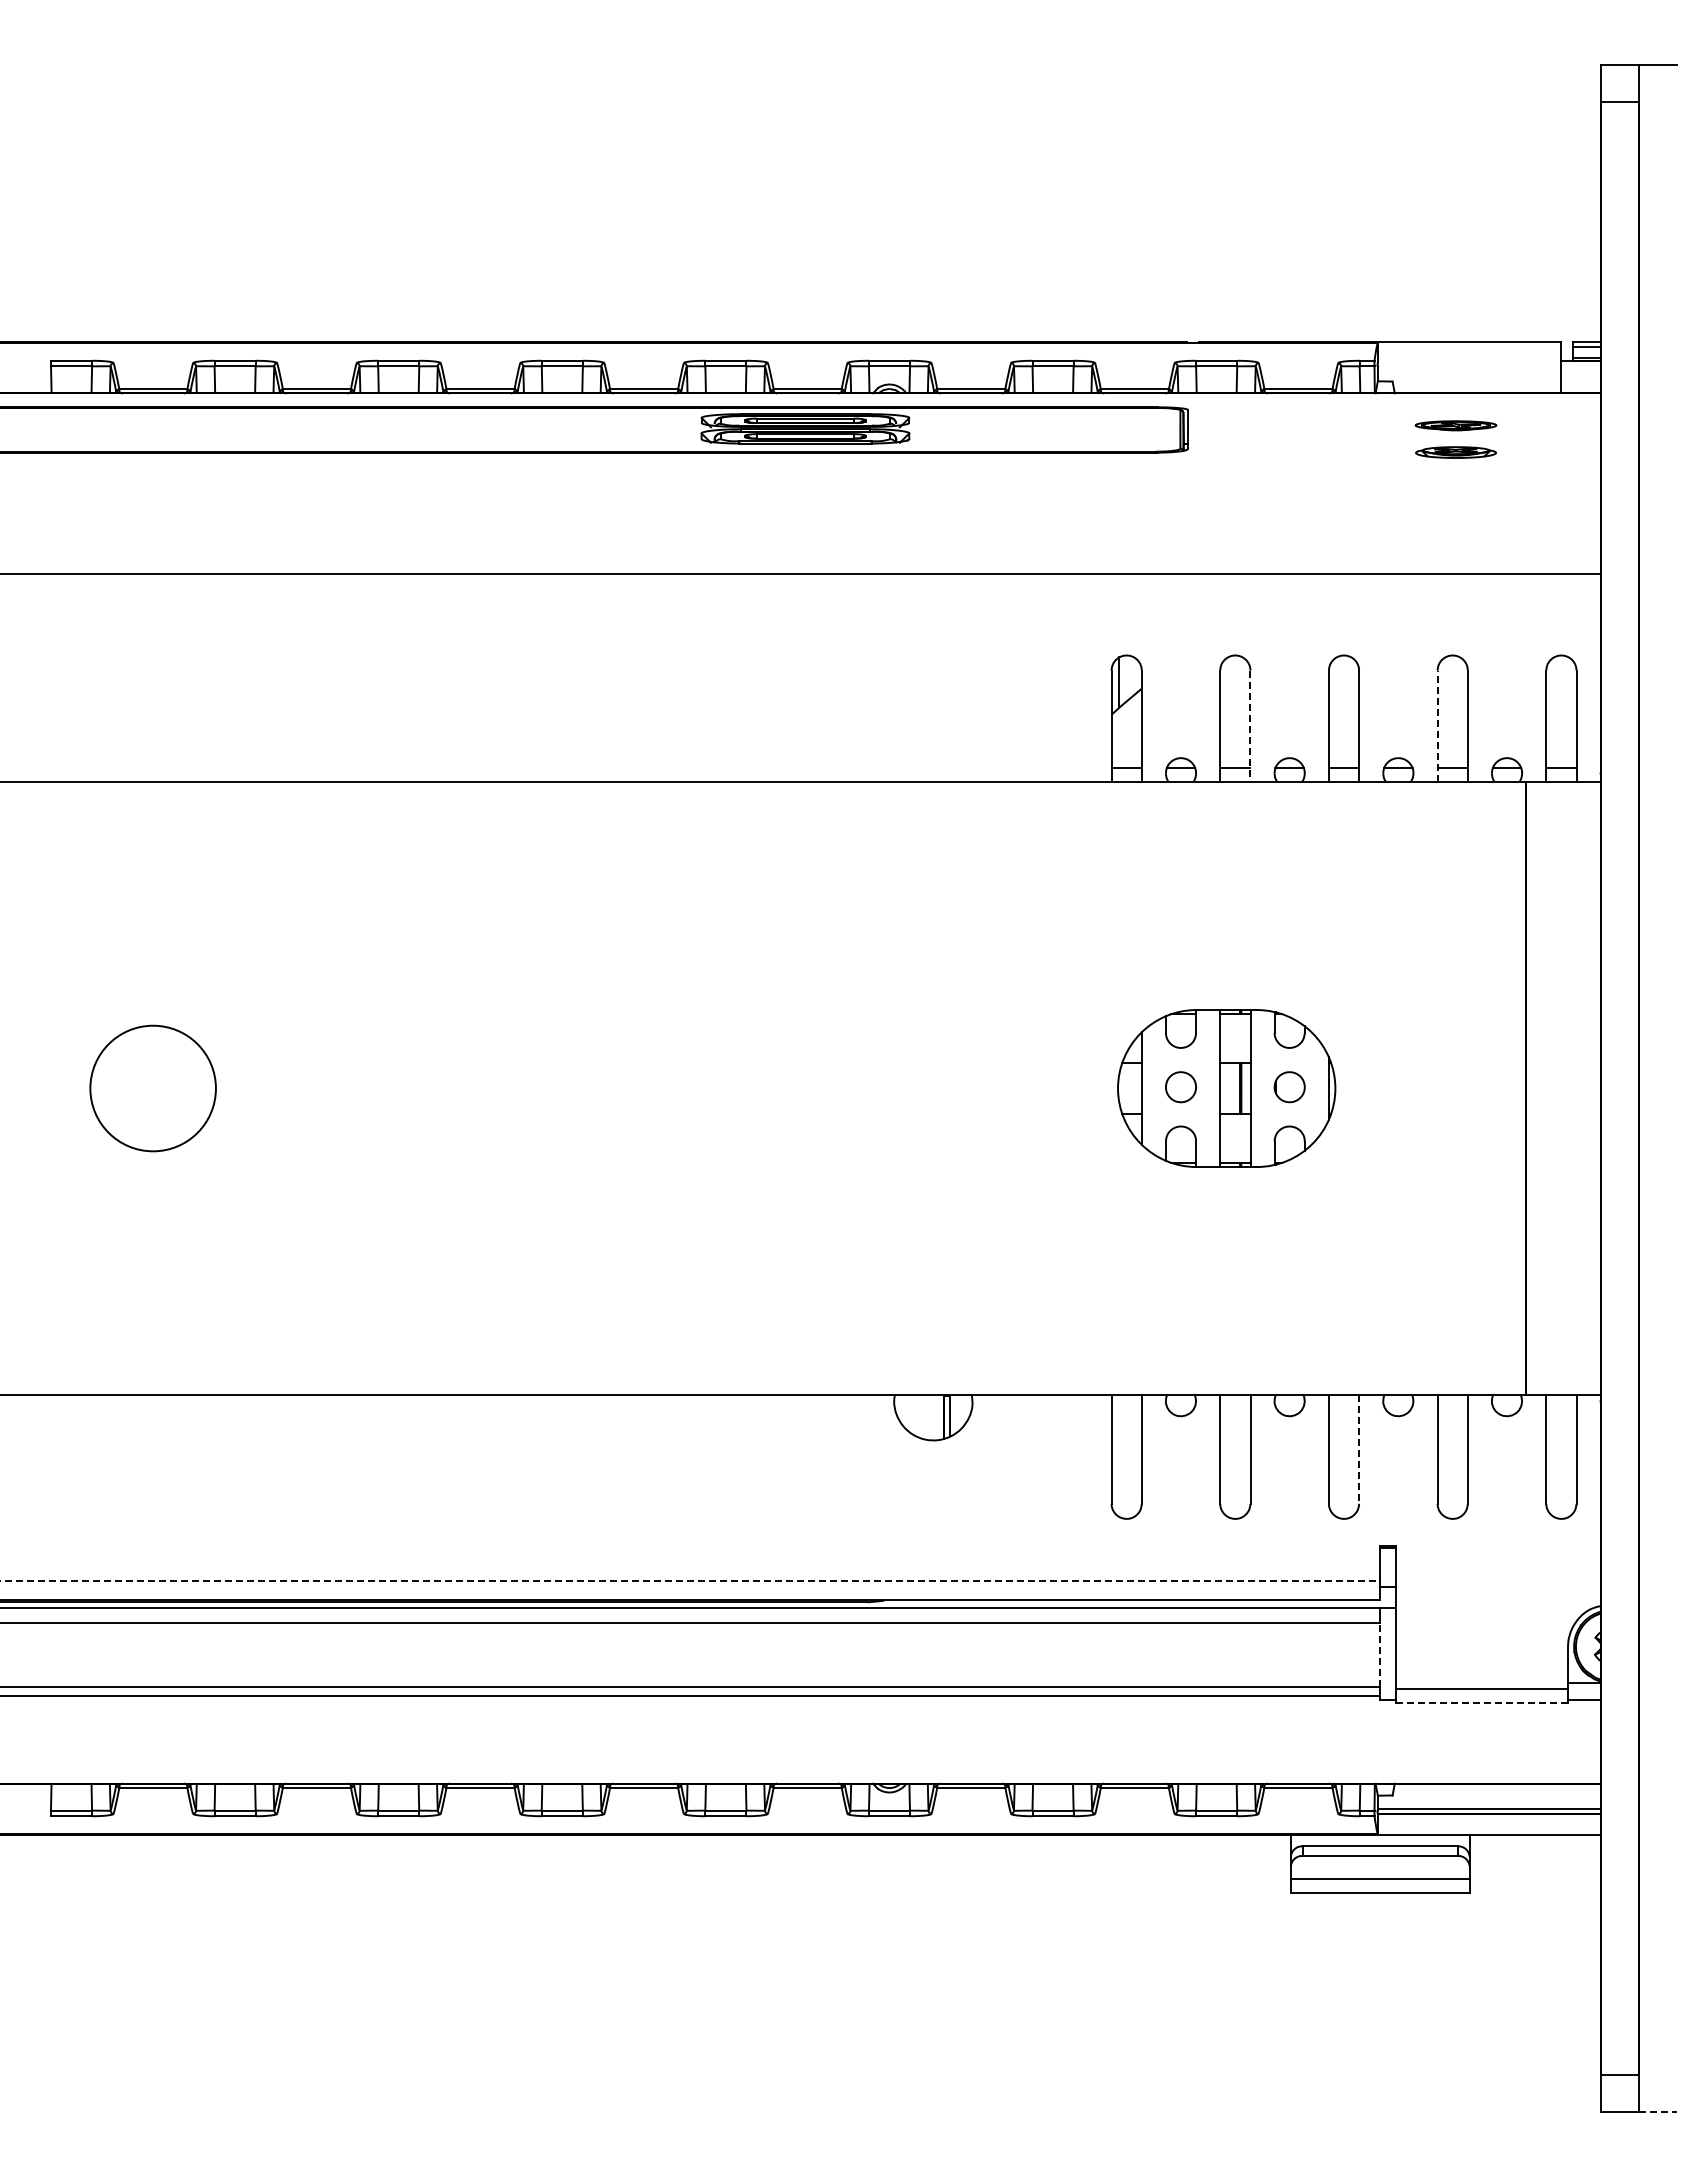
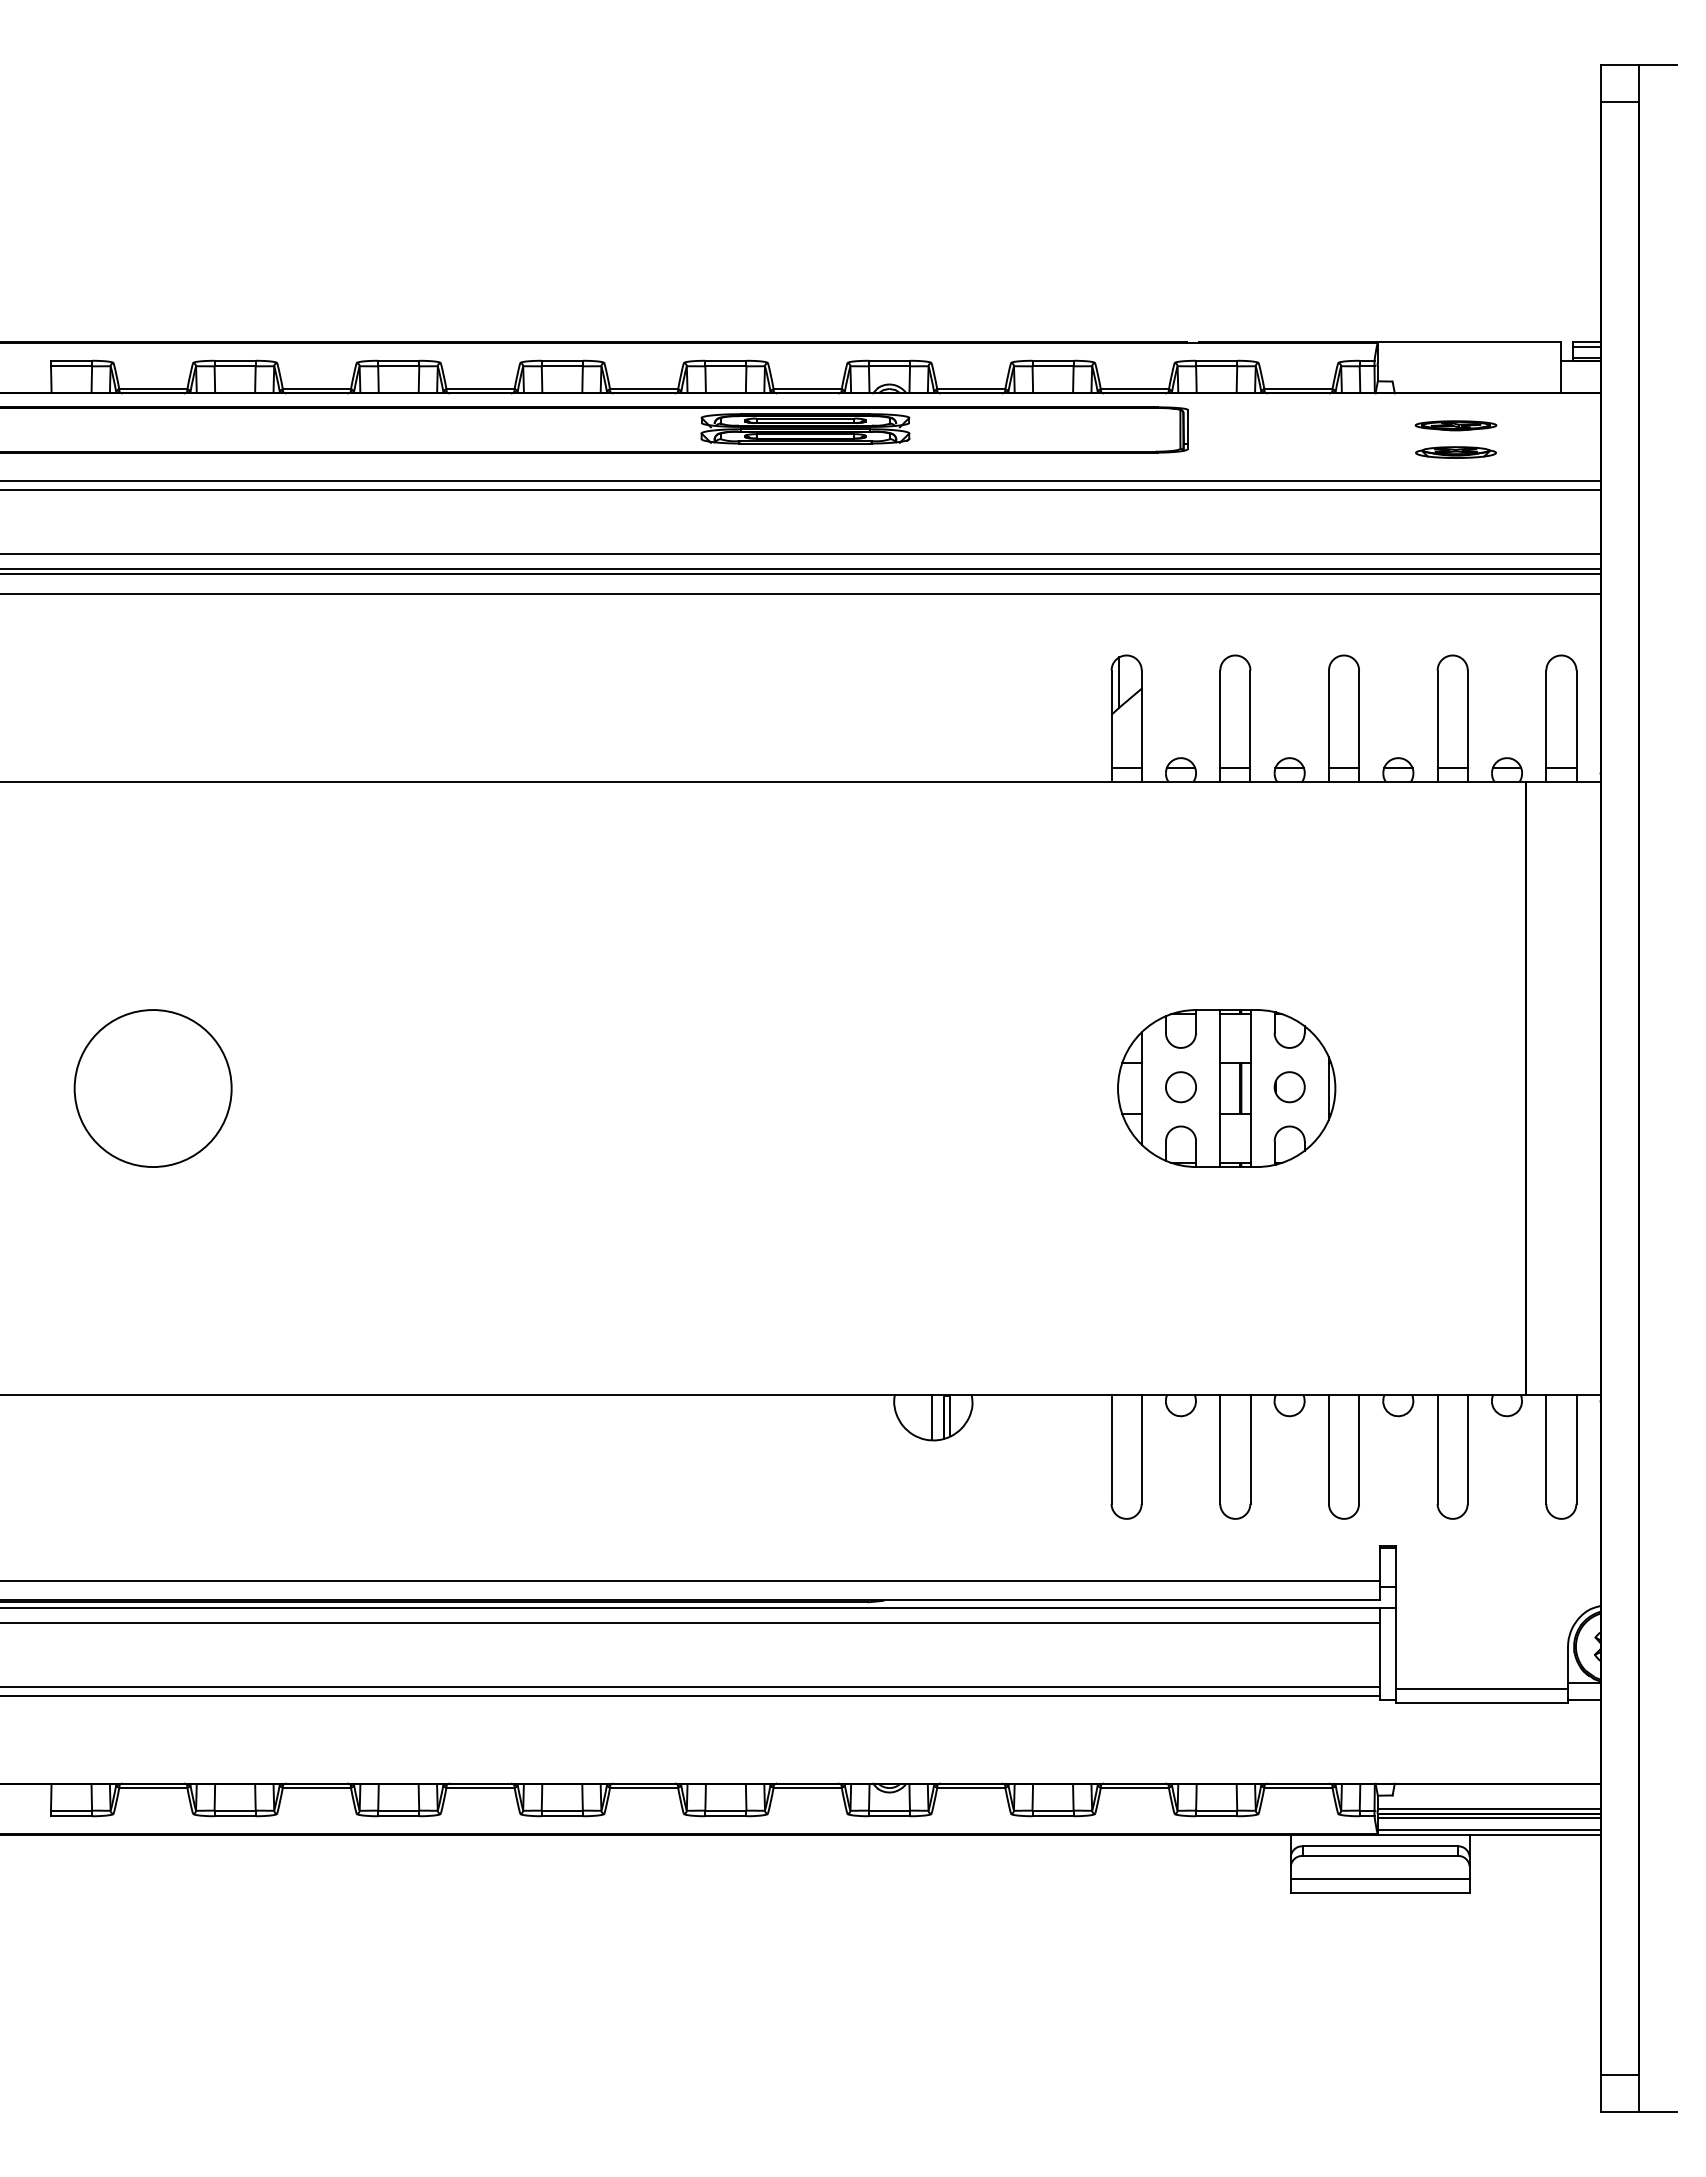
line: none -> present (801, 480)
line: none -> present (801, 490)
line: none -> present (801, 554)
line: none -> present (801, 568)
line: none -> present (801, 593)
line: dashed -> solid (1250, 726)
line: dashed -> solid (1437, 726)
circle diameter: 126 px -> 157 px (152, 1088)
line: none -> present (932, 1417)
line: dashed -> solid (1359, 1450)
line: dashed -> solid (690, 1580)
line: dashed -> solid (1380, 1654)
line: dashed -> solid (1482, 1703)
line: none -> present (1488, 1818)
line: none -> present (1488, 1830)
line: dashed -> solid (1657, 2111)
